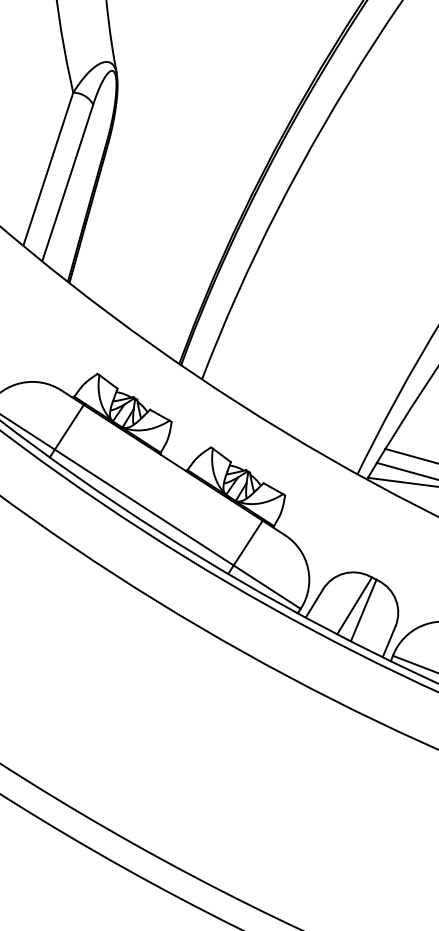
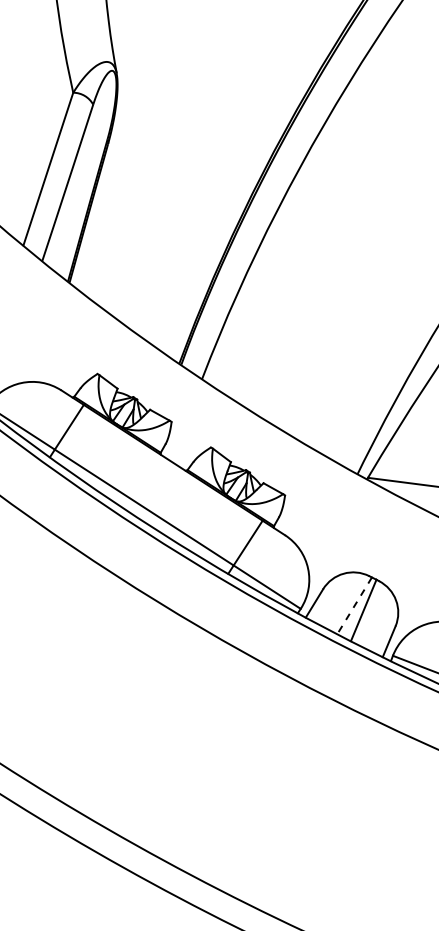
line: present -> none (410, 455)
line: present -> none (405, 470)
line: solid -> dashed (354, 606)
